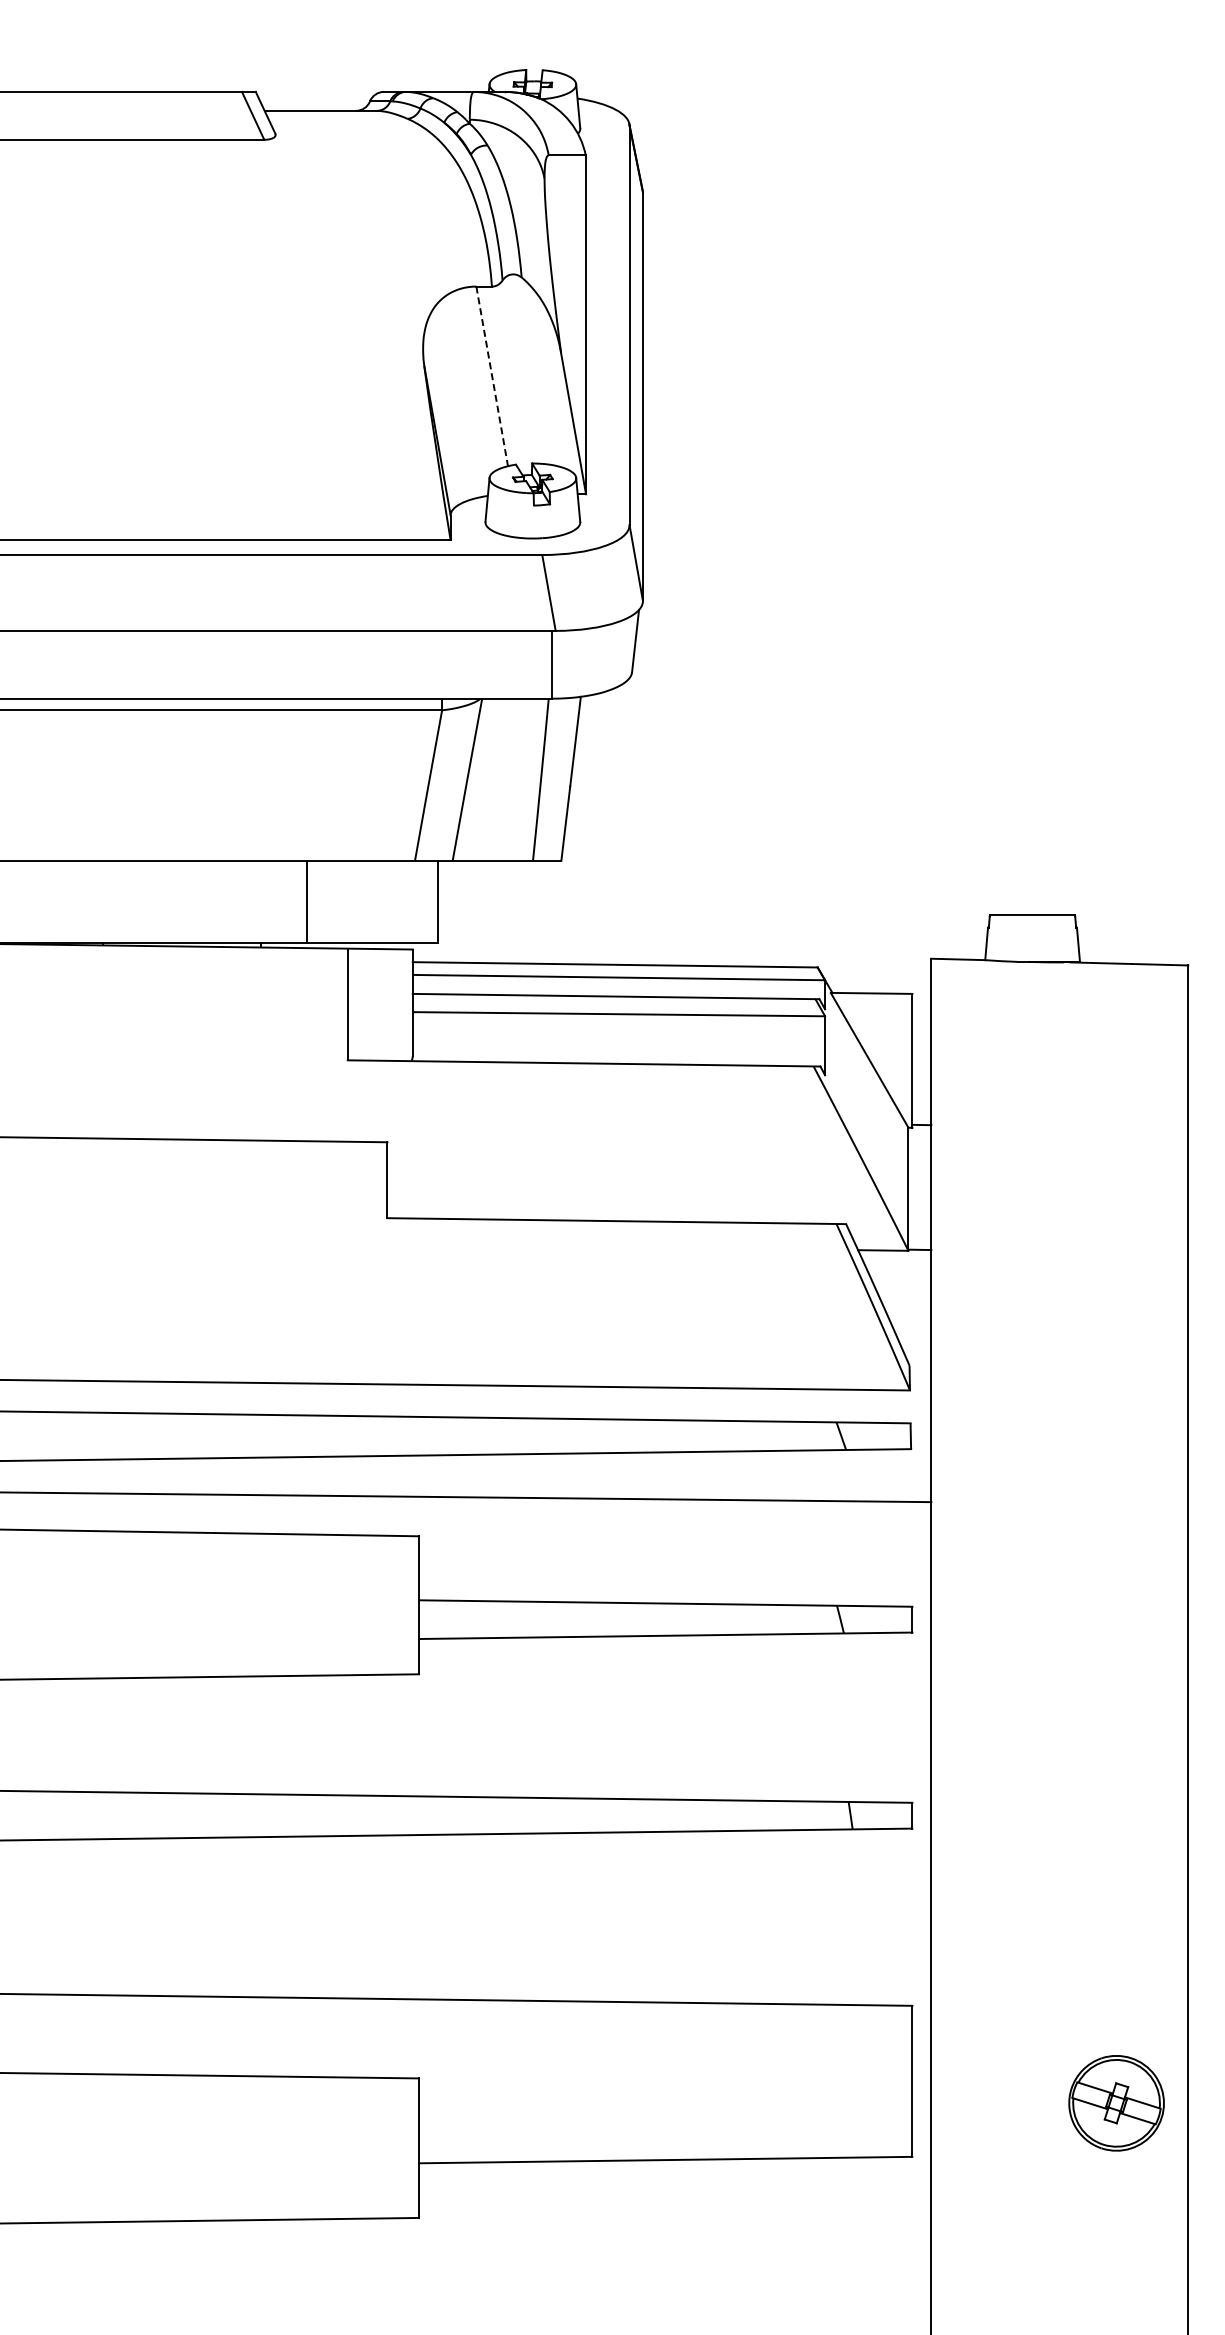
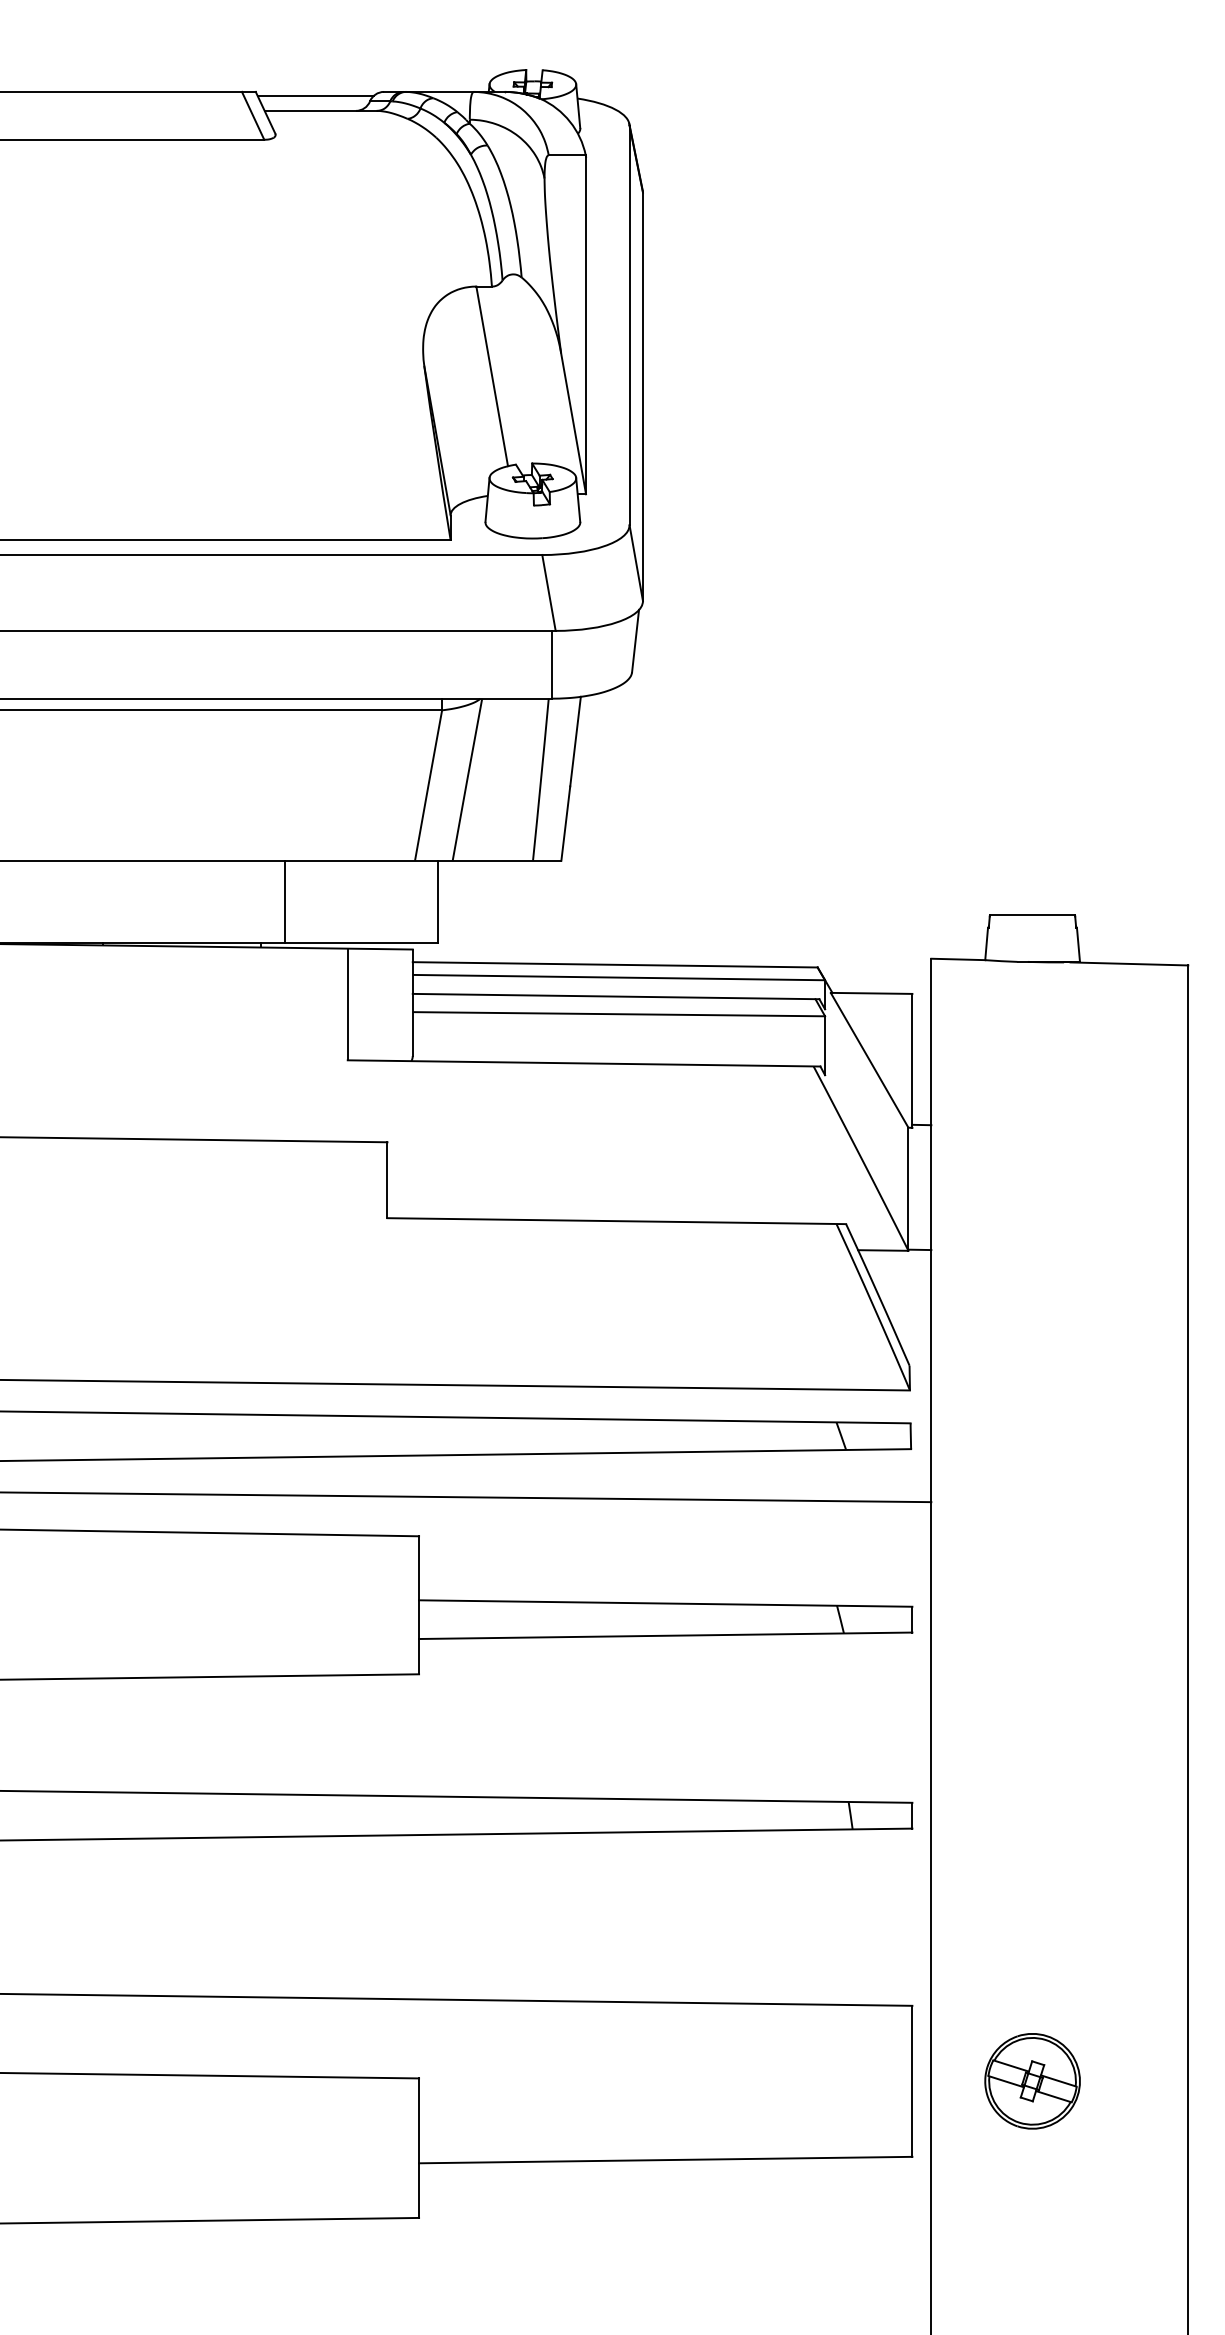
line: none -> present (315, 96)
line: dashed -> solid (492, 376)
line position: (307, 901) -> (285, 901) (285, 901)
part position: (1116, 2103) -> (1032, 2081) (1032, 2081)
